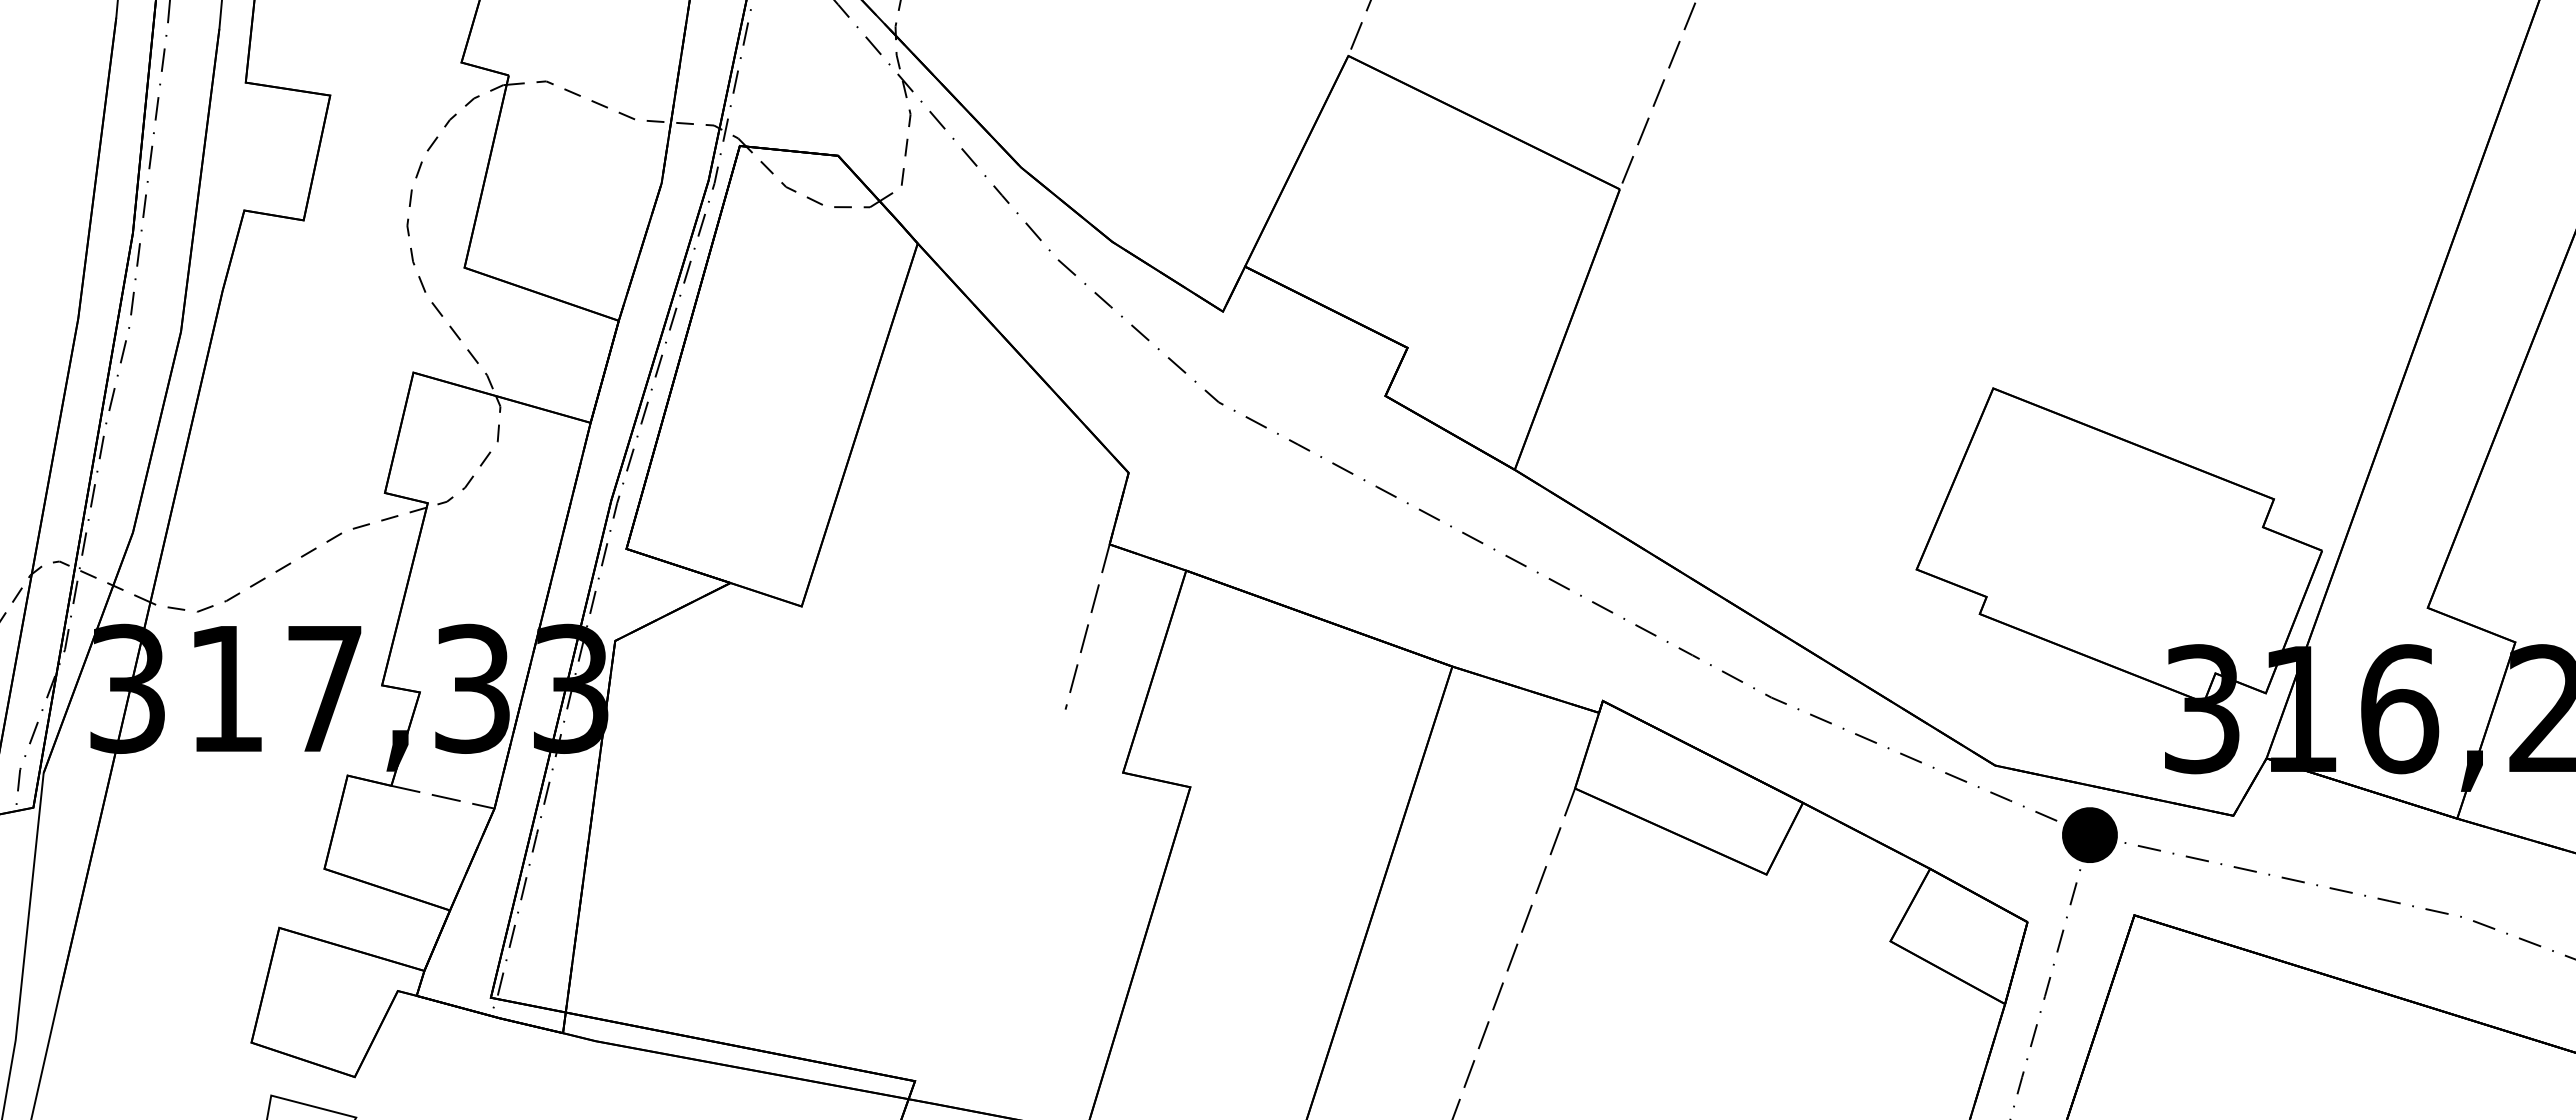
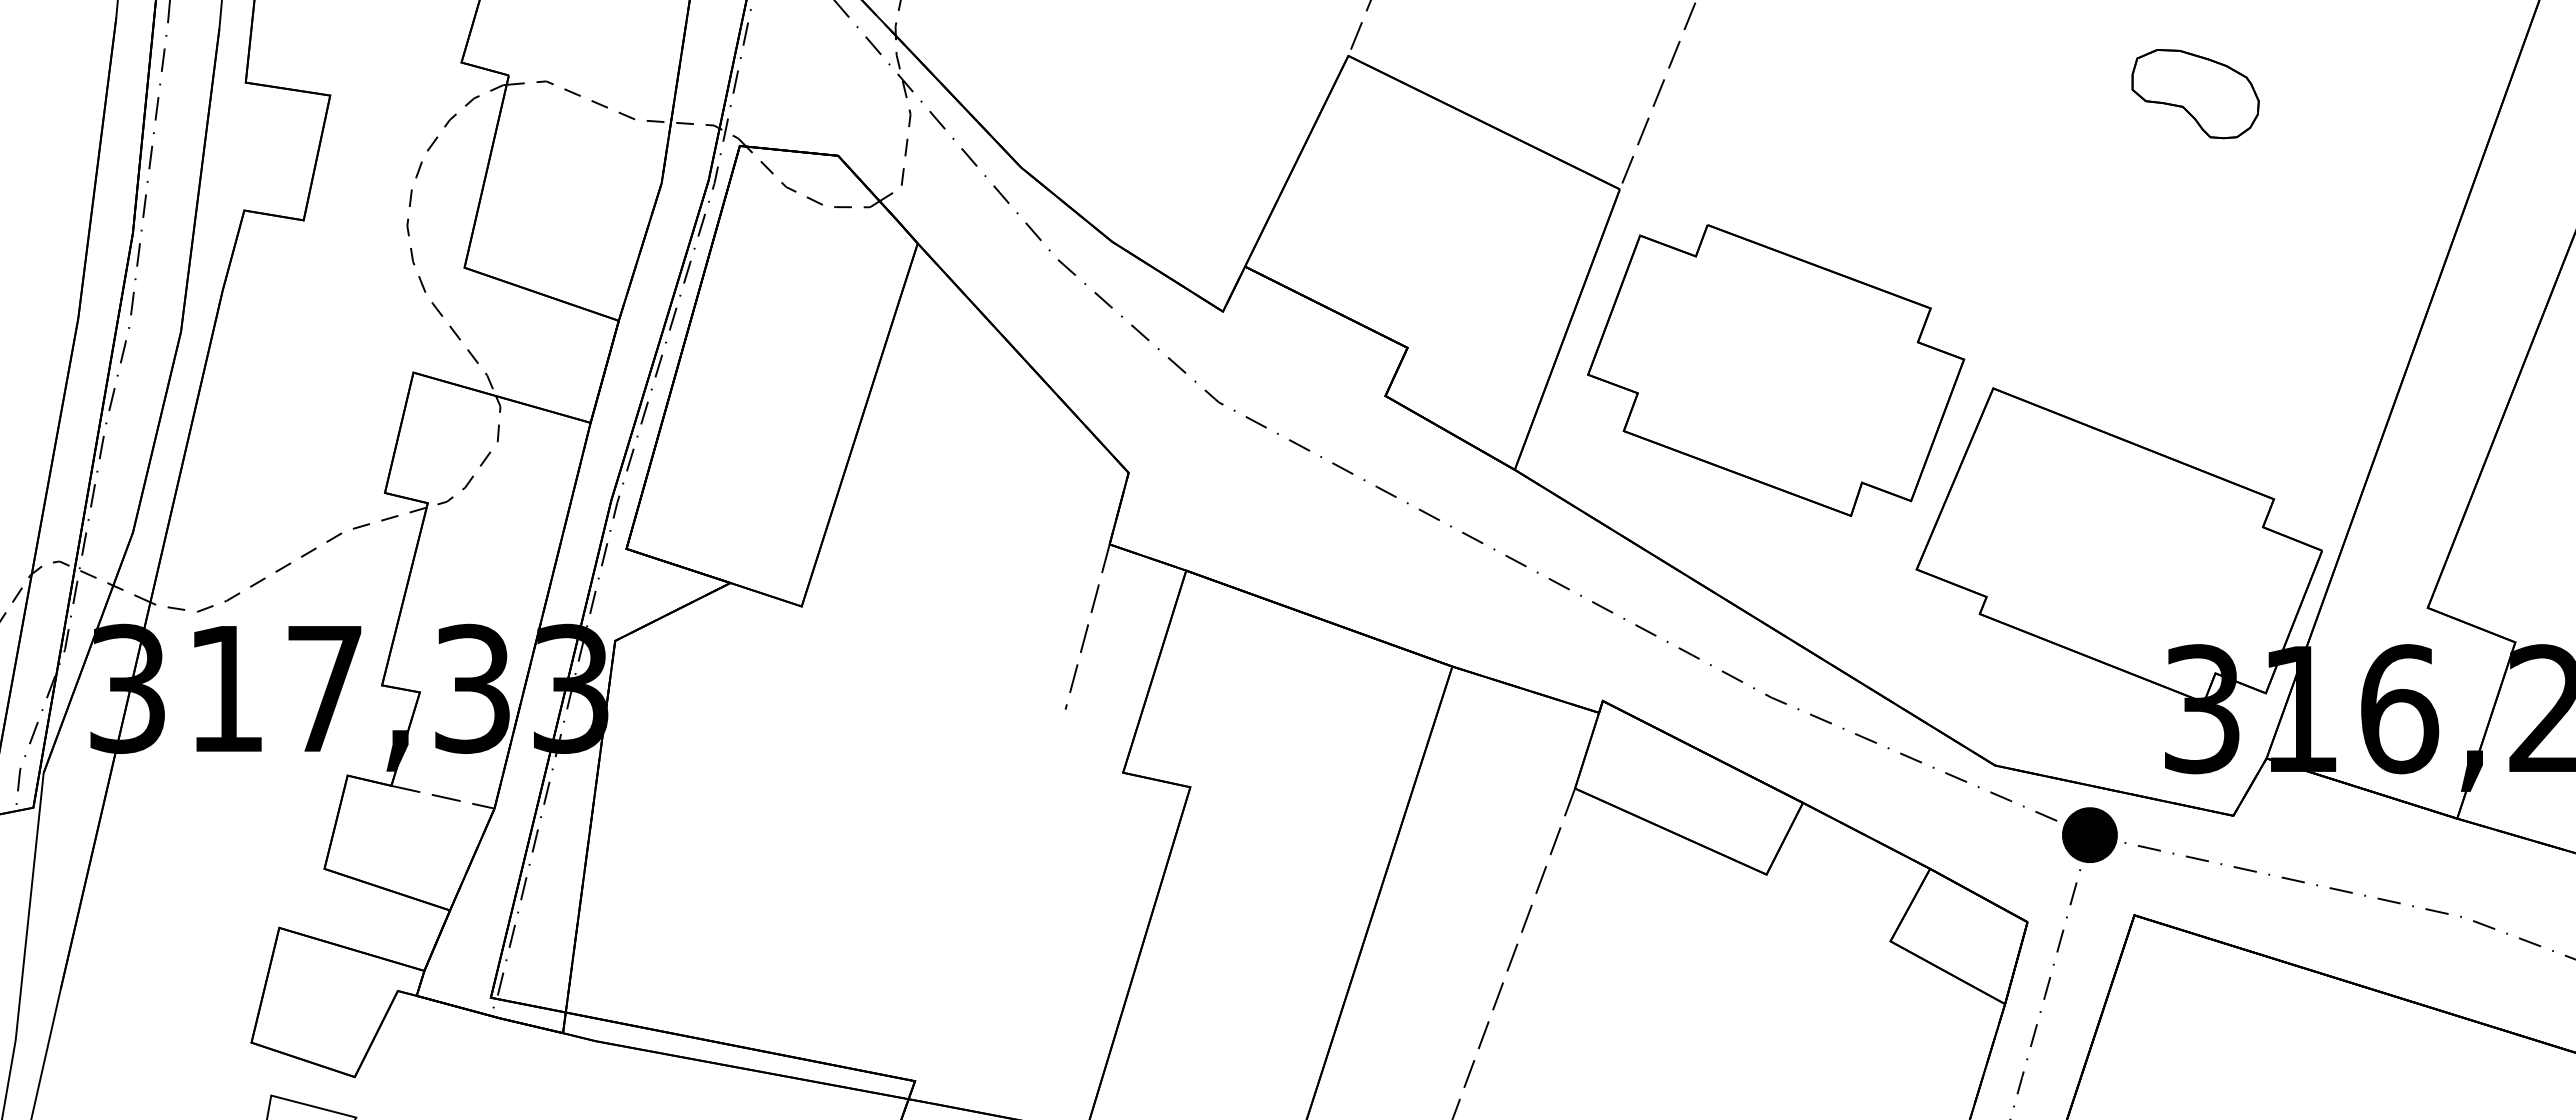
part: none -> present (2195, 94)
part: none -> present (1776, 370)
